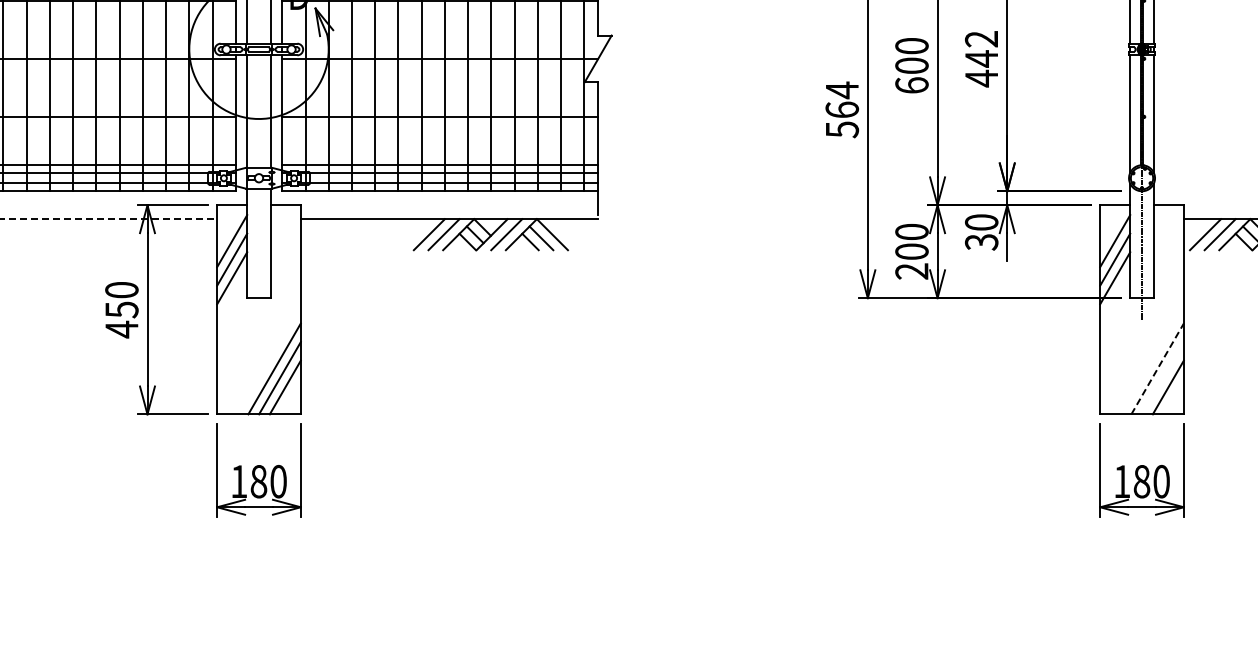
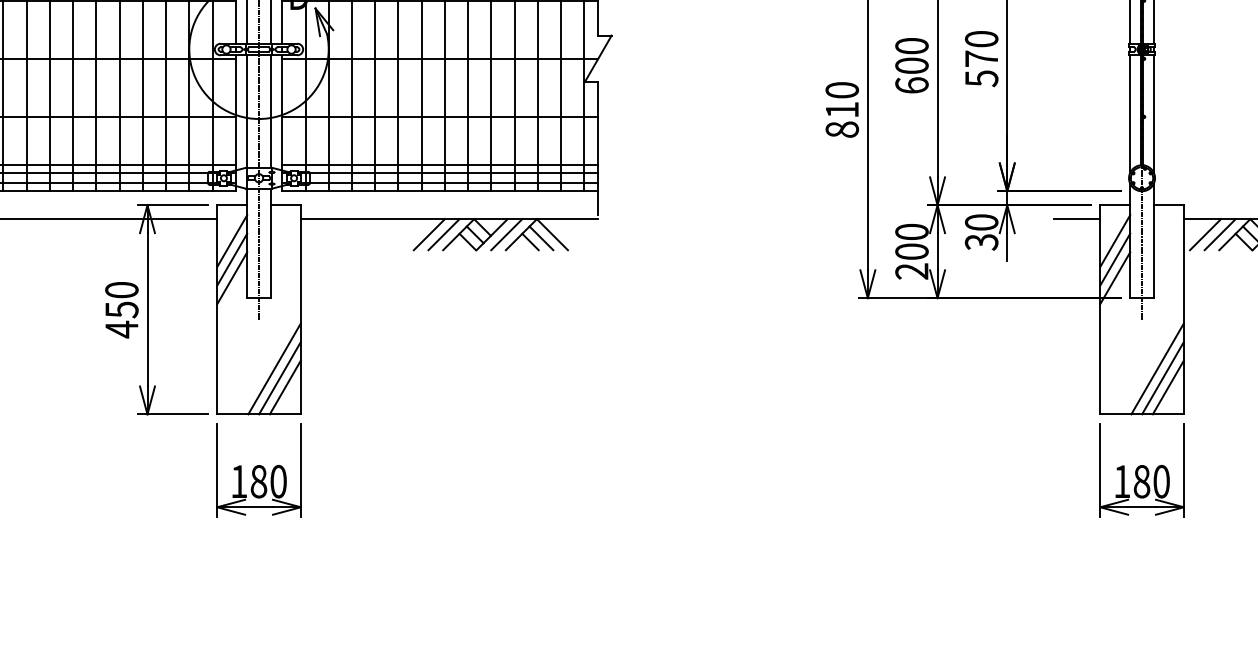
text: 442 -> 570 (981, 59)
text: 564 -> 810 (842, 109)
line: none -> present (259, 161)
line: dashed -> solid (109, 219)
line: none -> present (1076, 219)
line: dashed -> solid (1157, 368)
line: none -> present (1162, 378)
